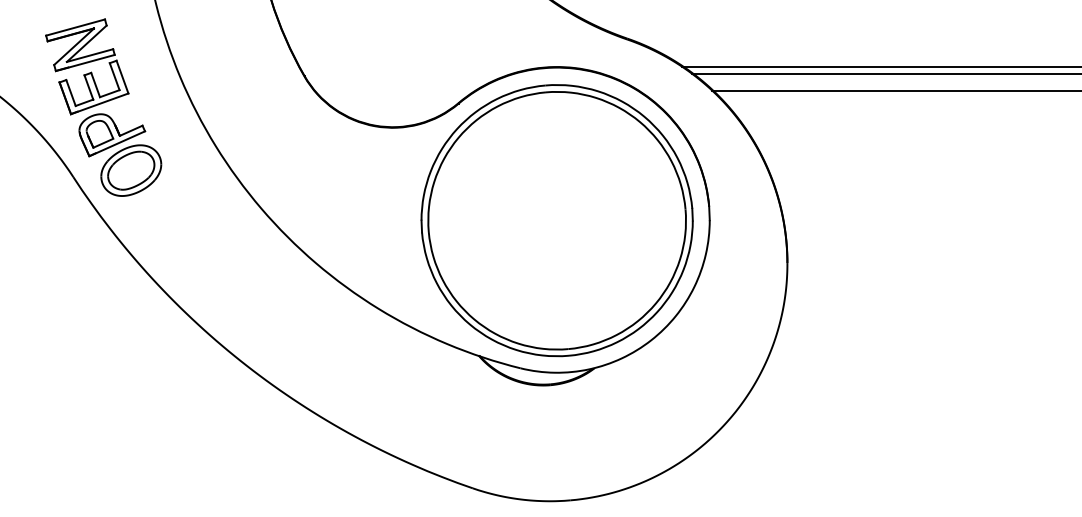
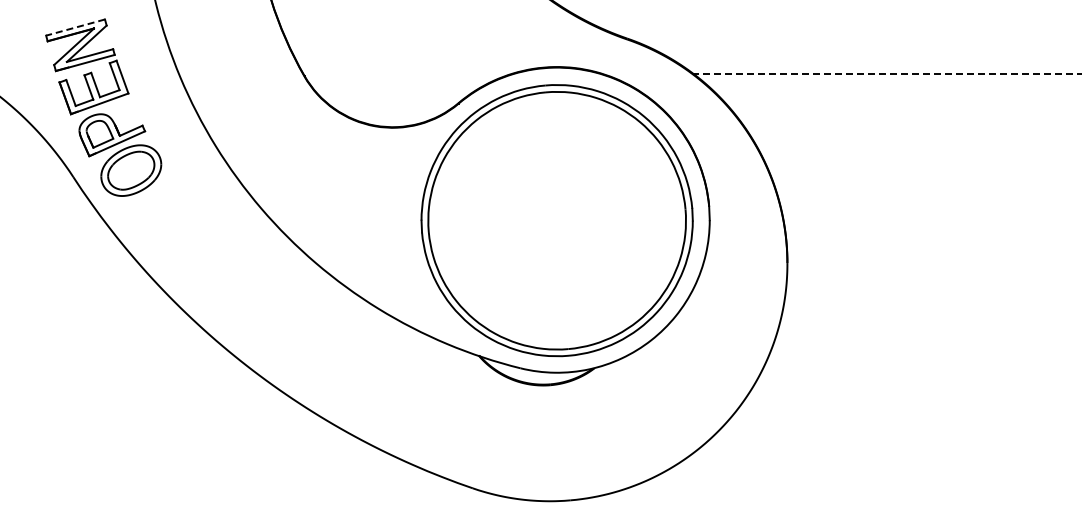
line: solid -> dashed (75, 27)
line: present -> none (880, 67)
line: solid -> dashed (886, 73)
line: present -> none (895, 90)
